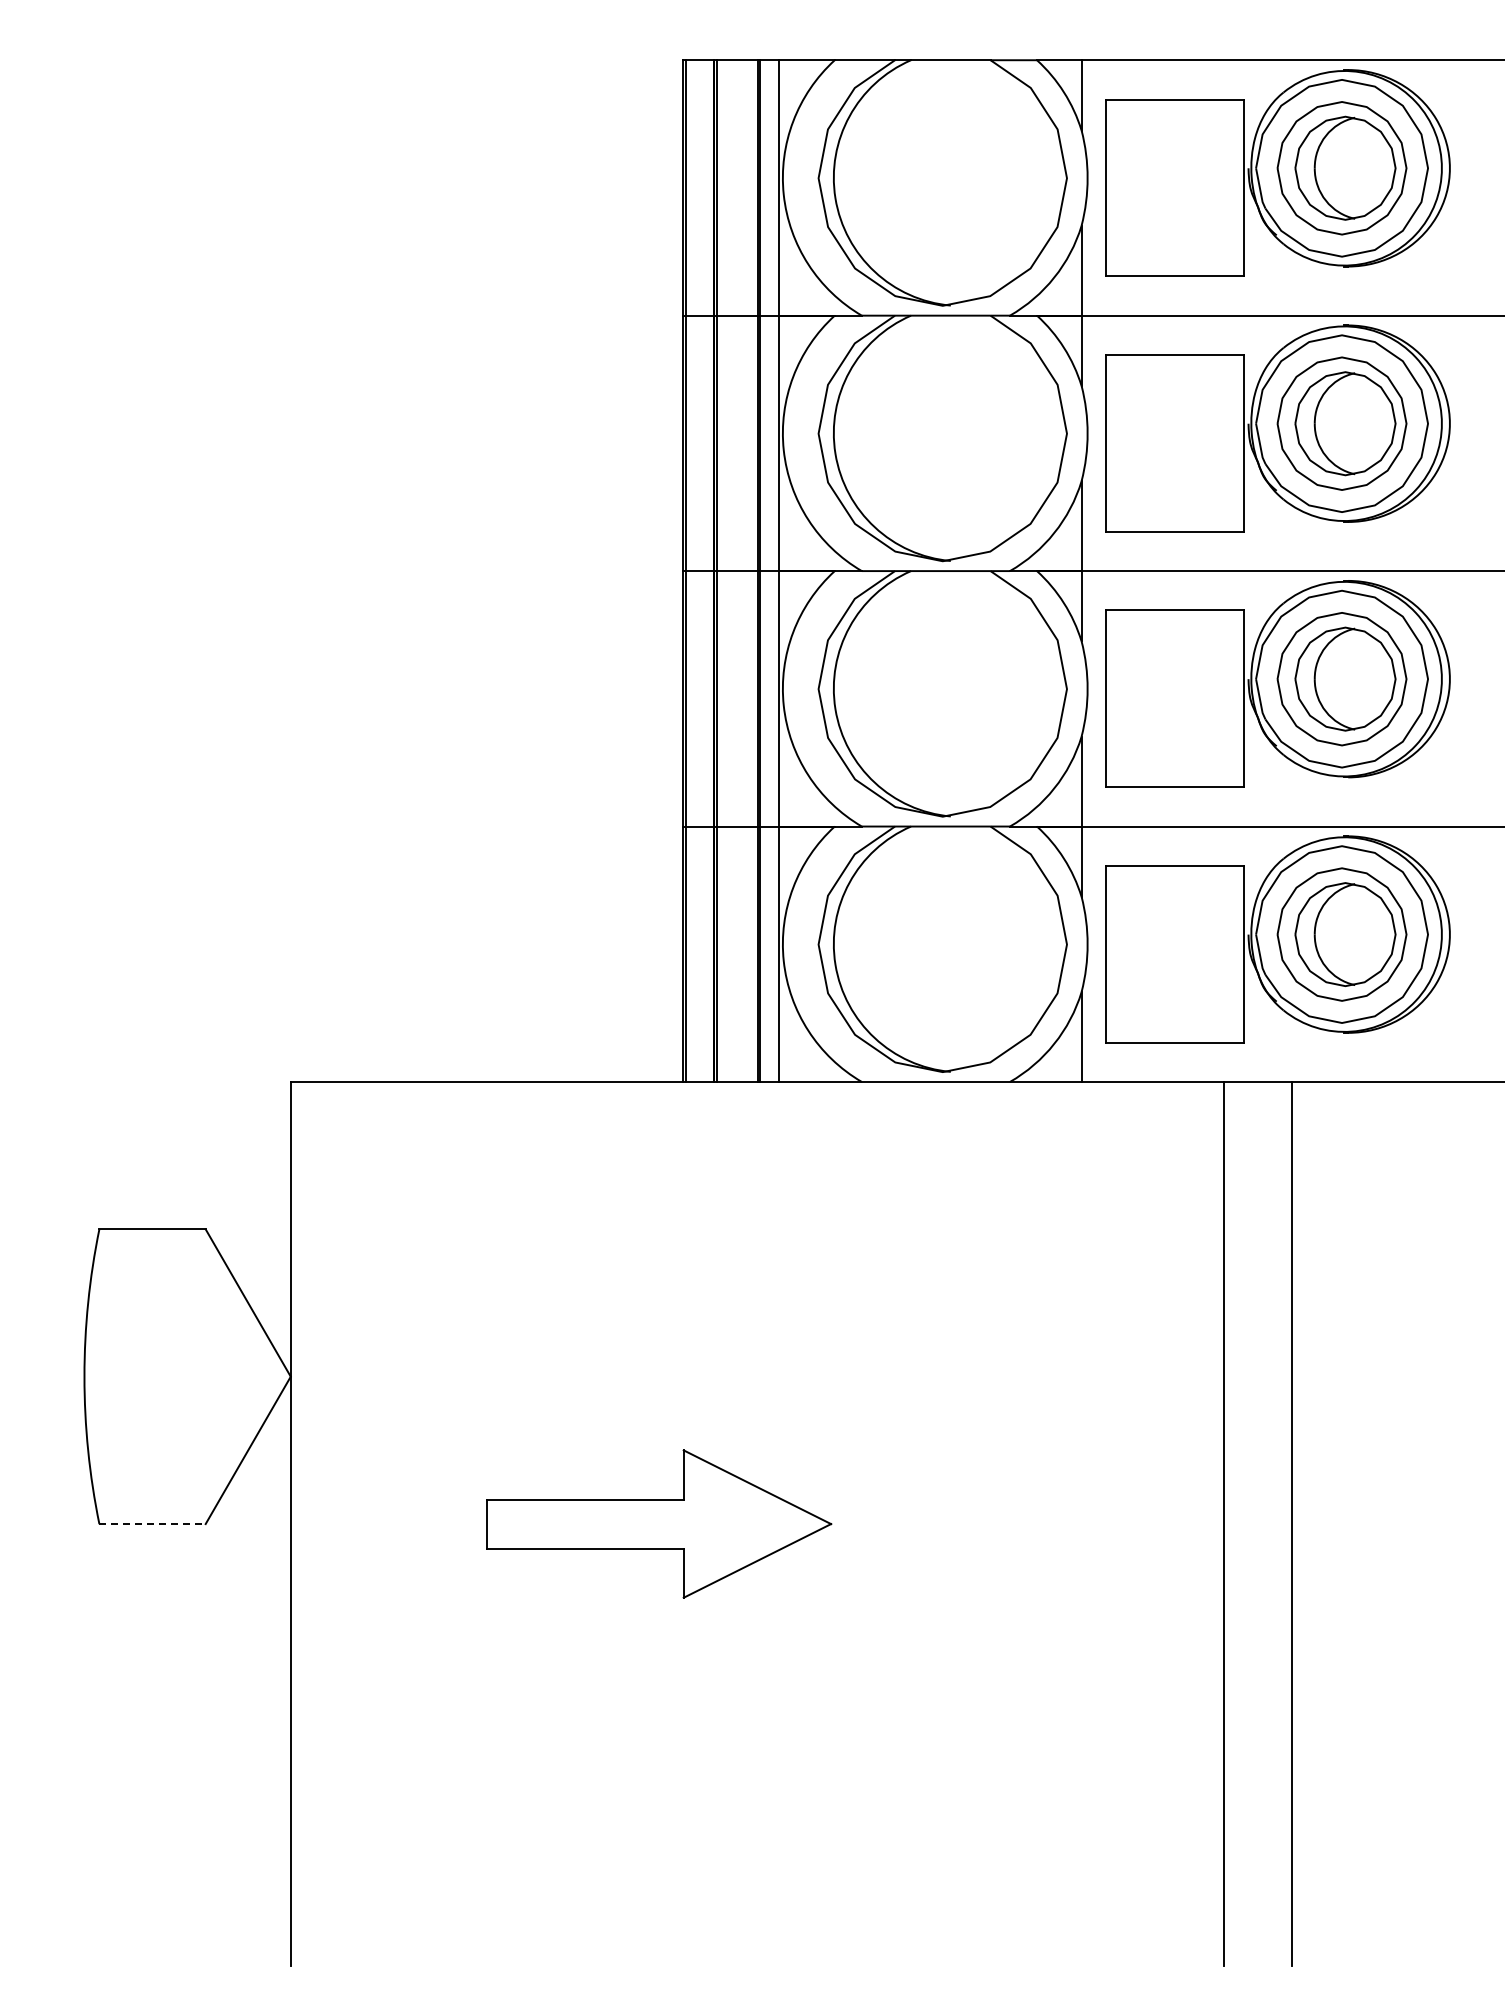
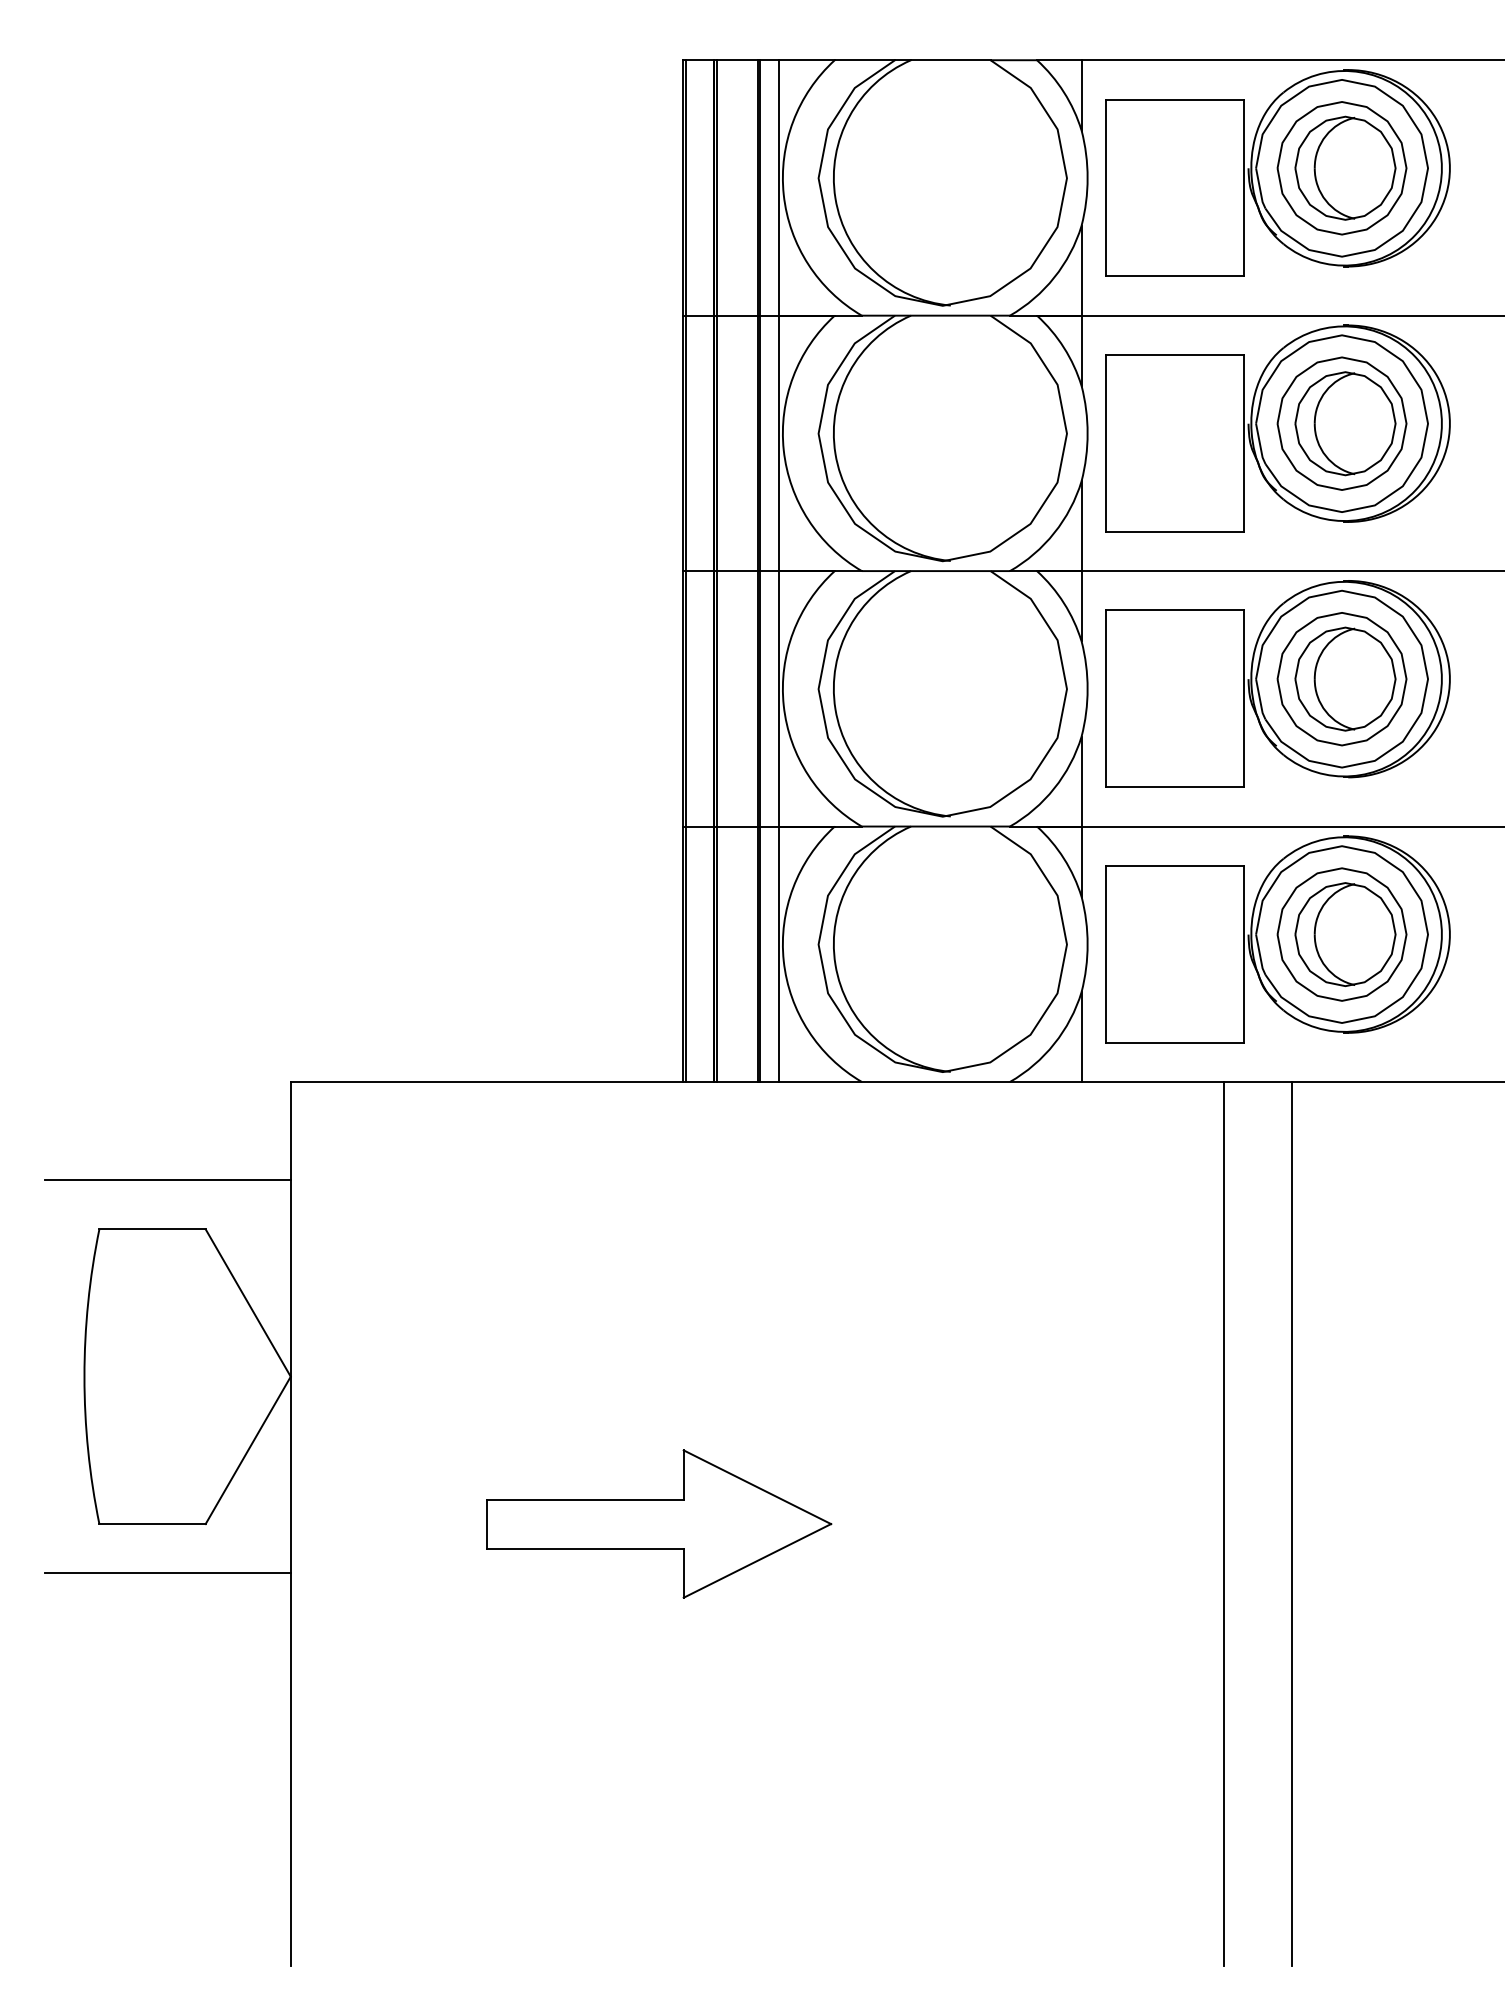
line: none -> present (167, 1180)
line: dashed -> solid (153, 1524)
line: none -> present (167, 1573)
